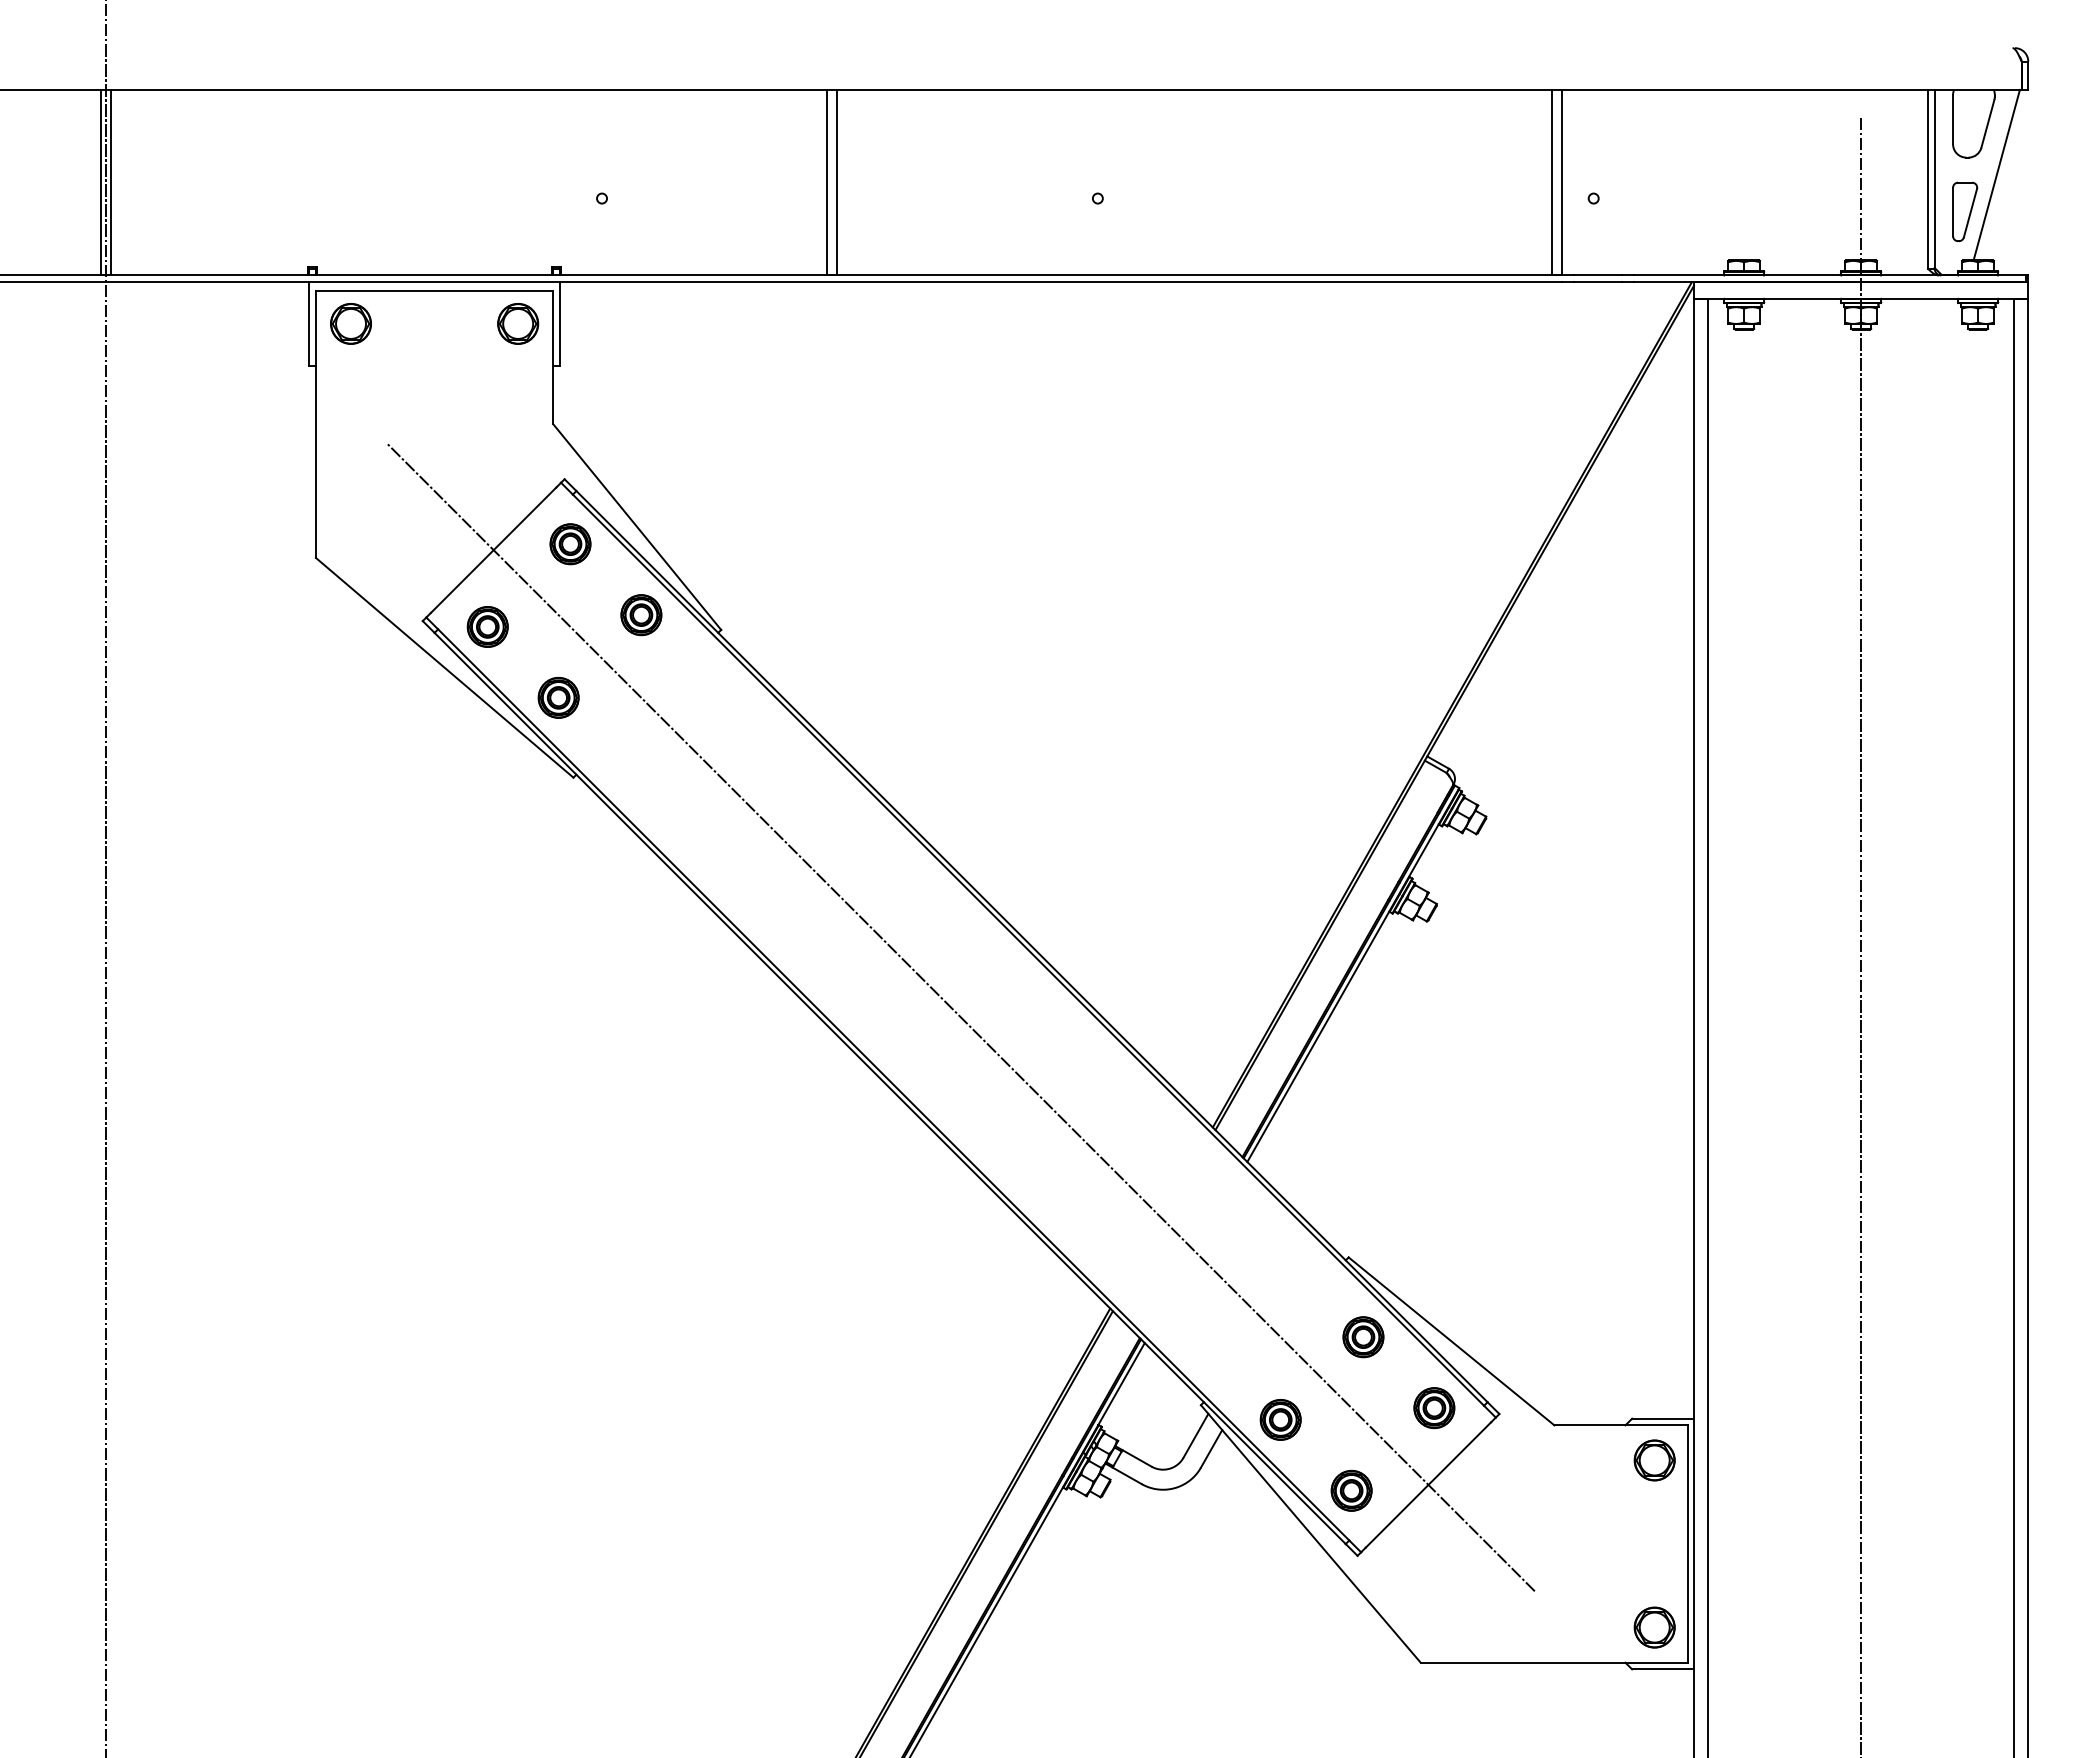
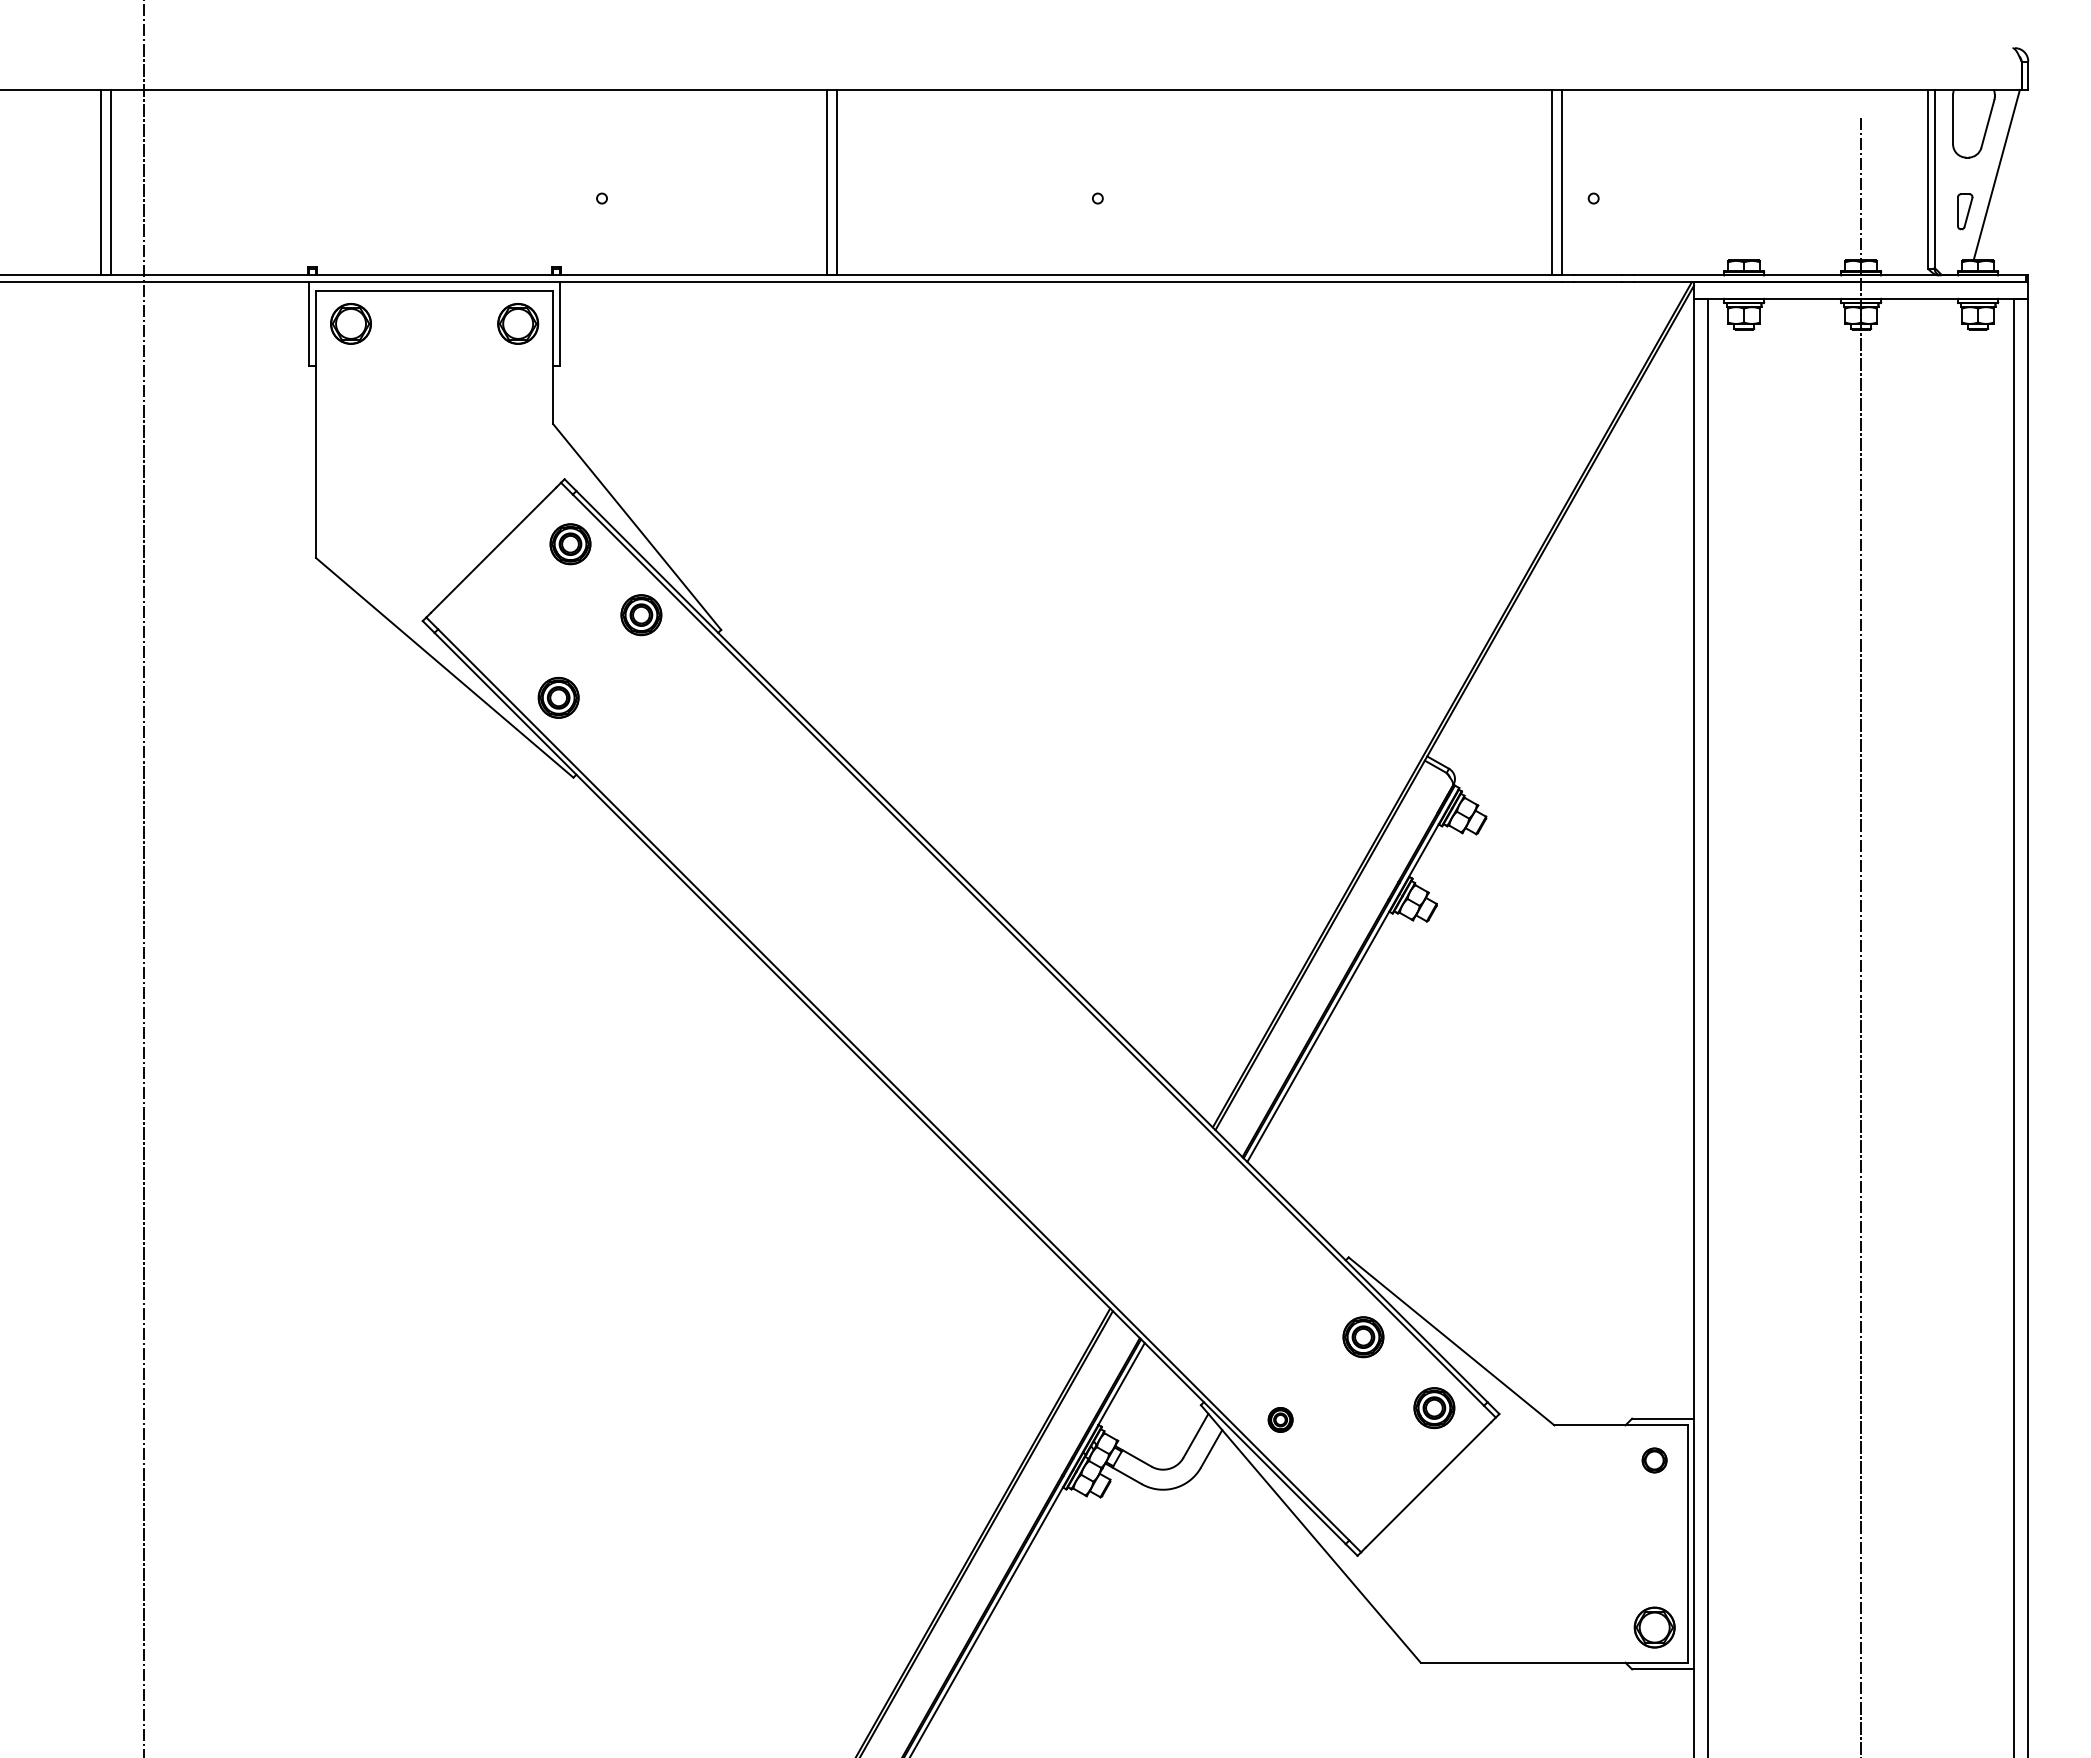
part size: 27x61 px -> 17x38 px (1965, 211)
part: present -> none (487, 626)
line position: (106, 878) -> (144, 878) (144, 878)
line: present -> none (960, 1017)
part size: 43x42 px -> 27x26 px (1280, 1419)
part size: 43x43 px -> 27x27 px (1654, 1460)
part: present -> none (1351, 1490)
